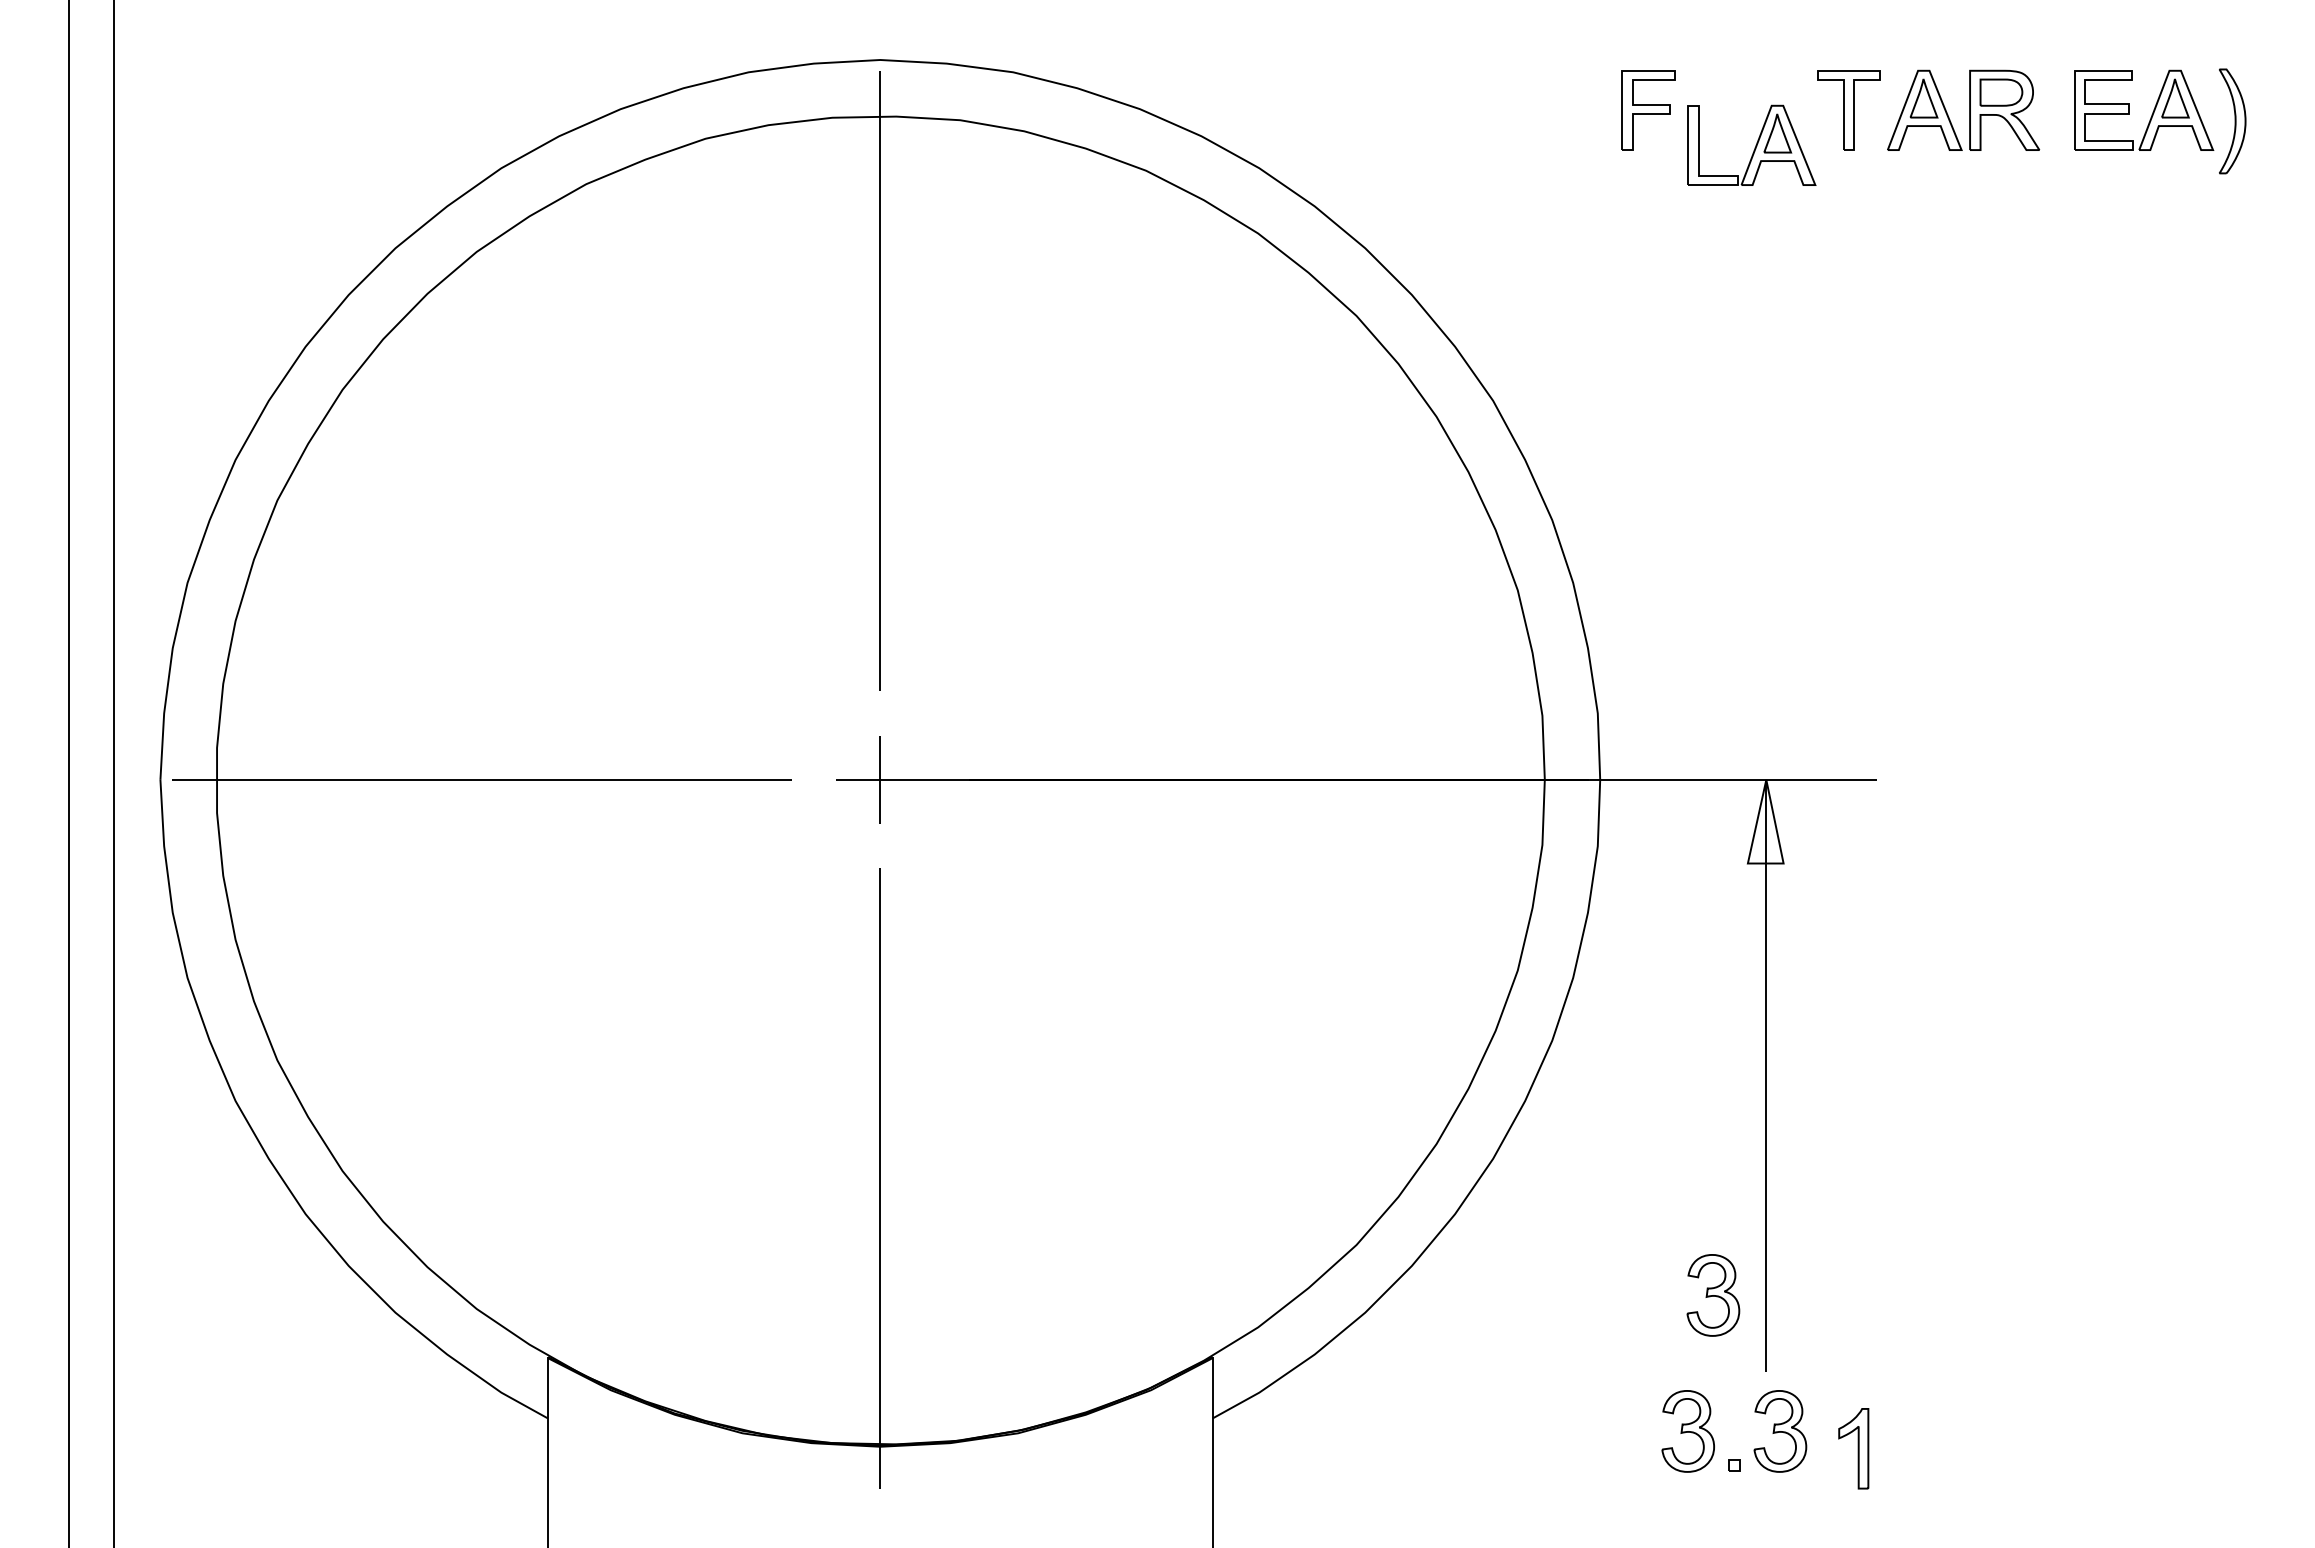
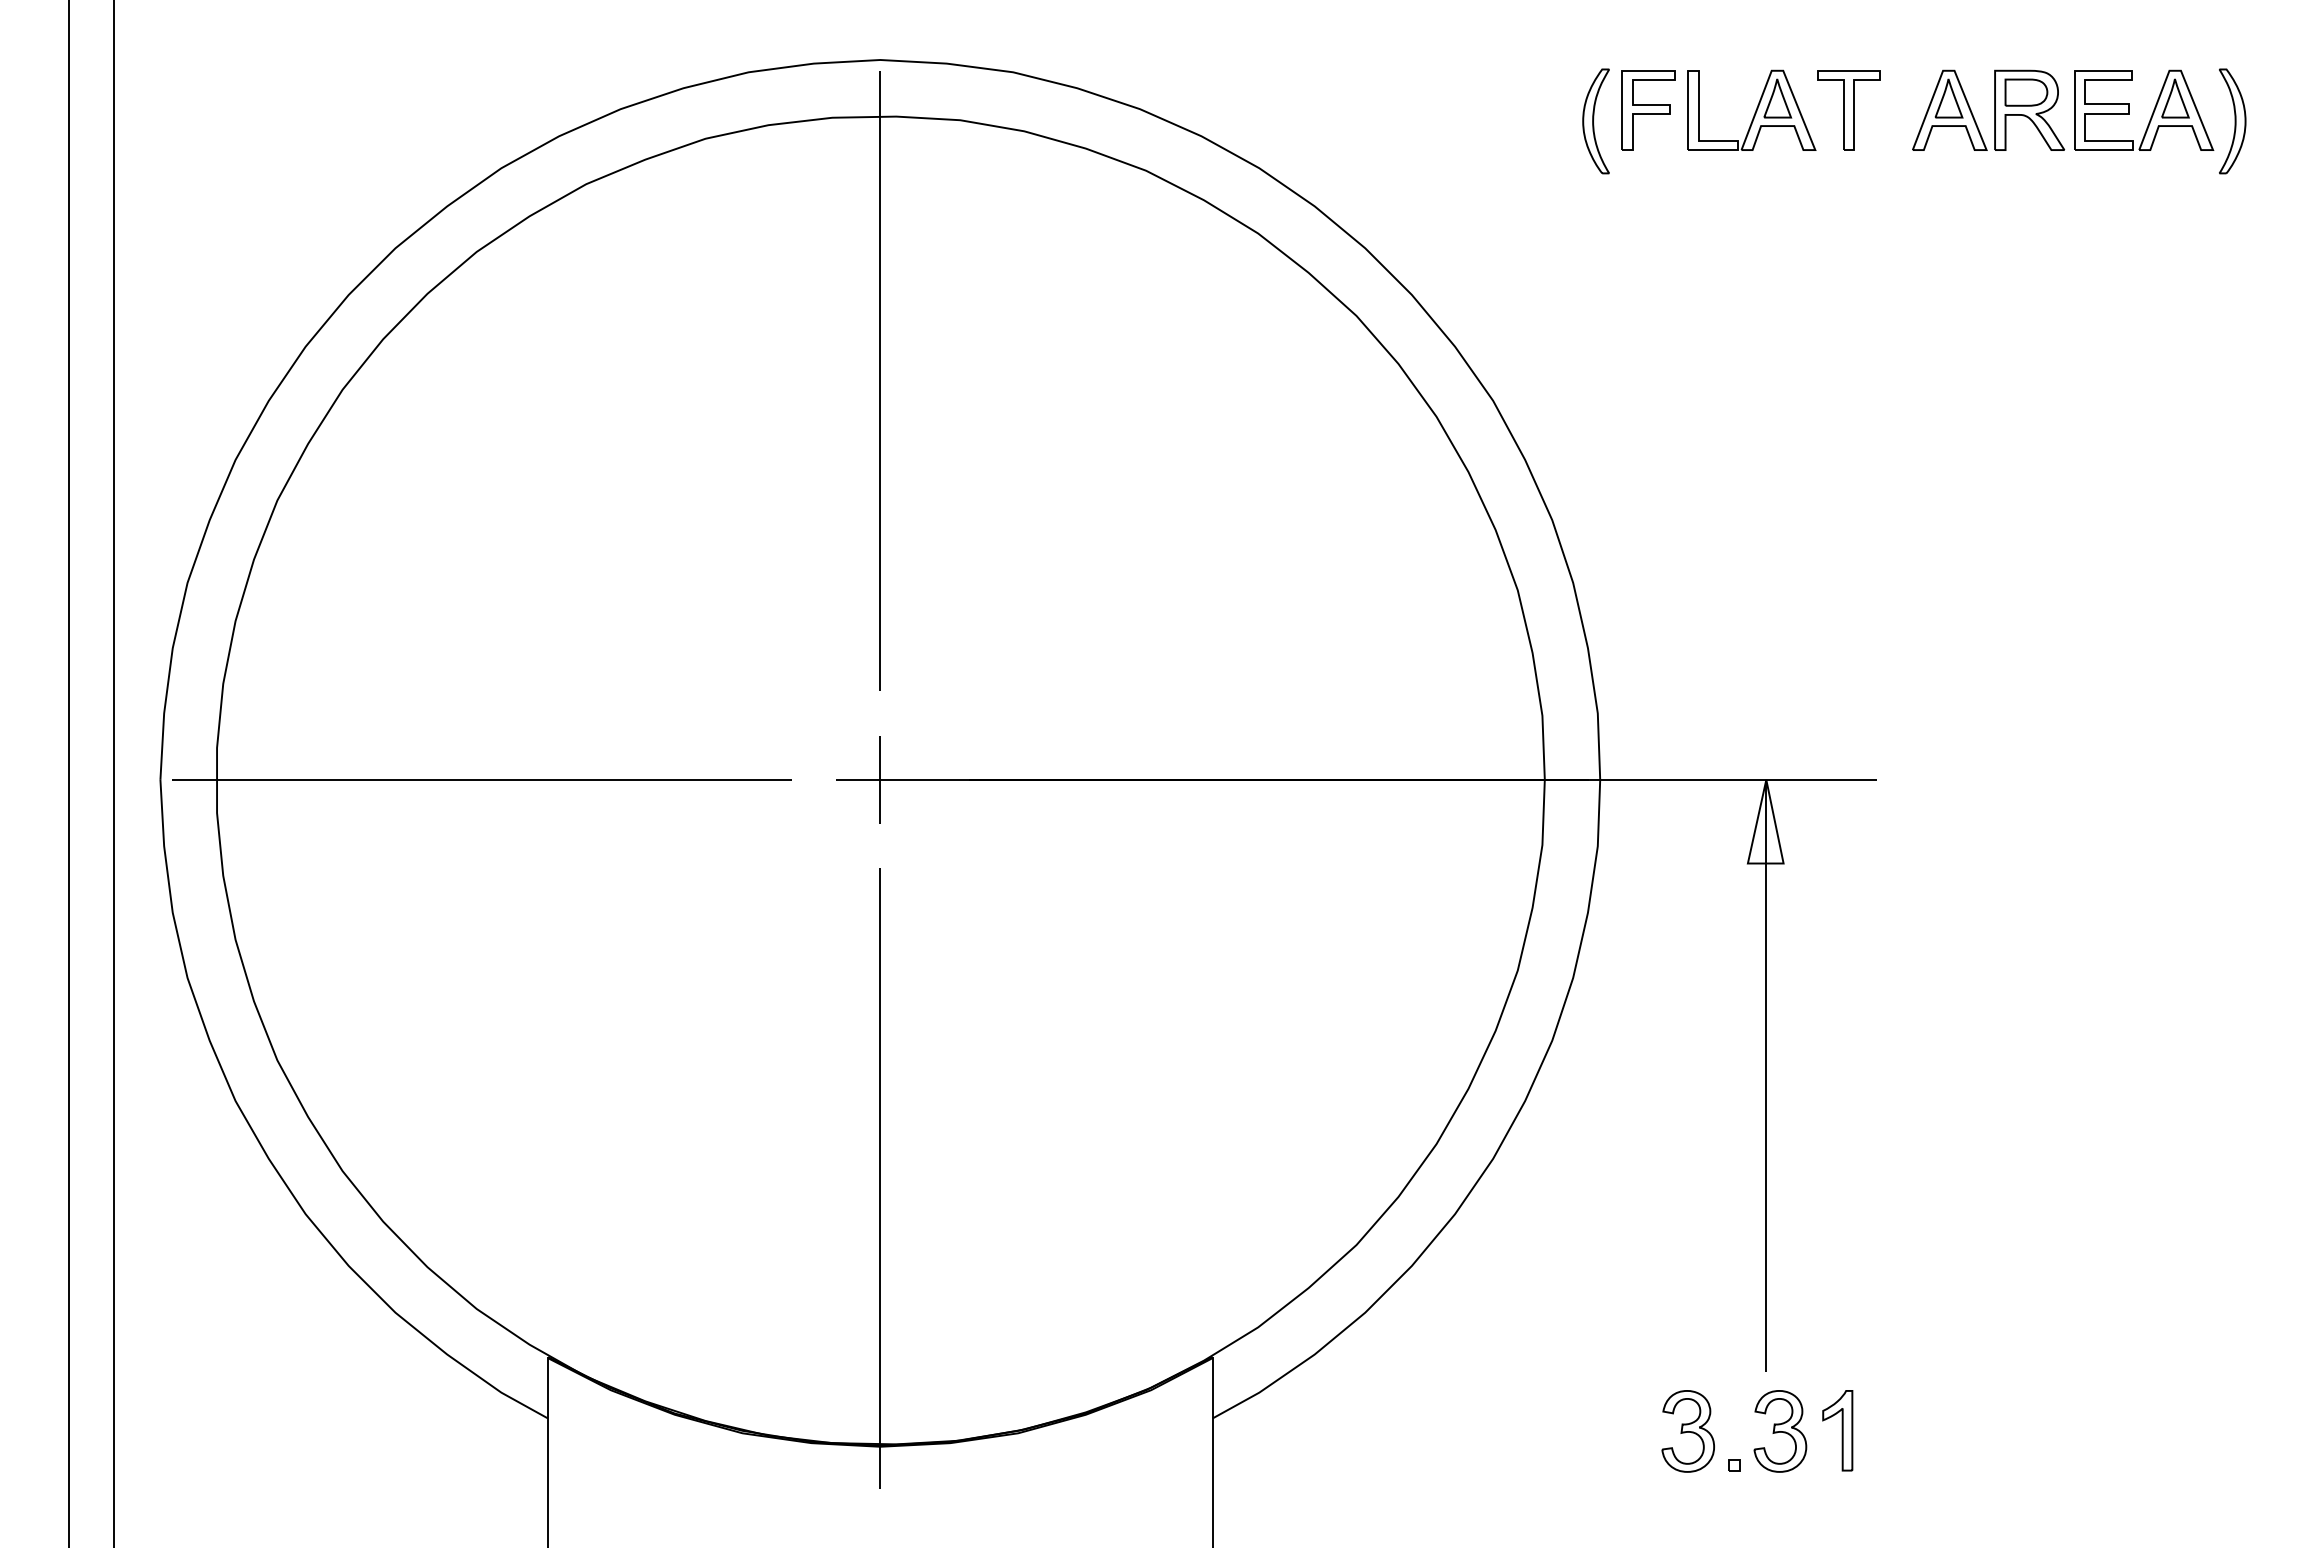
part position: (1963, 109) -> (1988, 109) (1988, 109)
part: none -> present (1595, 121)
part position: (1751, 144) -> (1751, 109) (1751, 109)
part: present -> none (1713, 1295)
part position: (1853, 1448) -> (1837, 1430) (1837, 1430)
